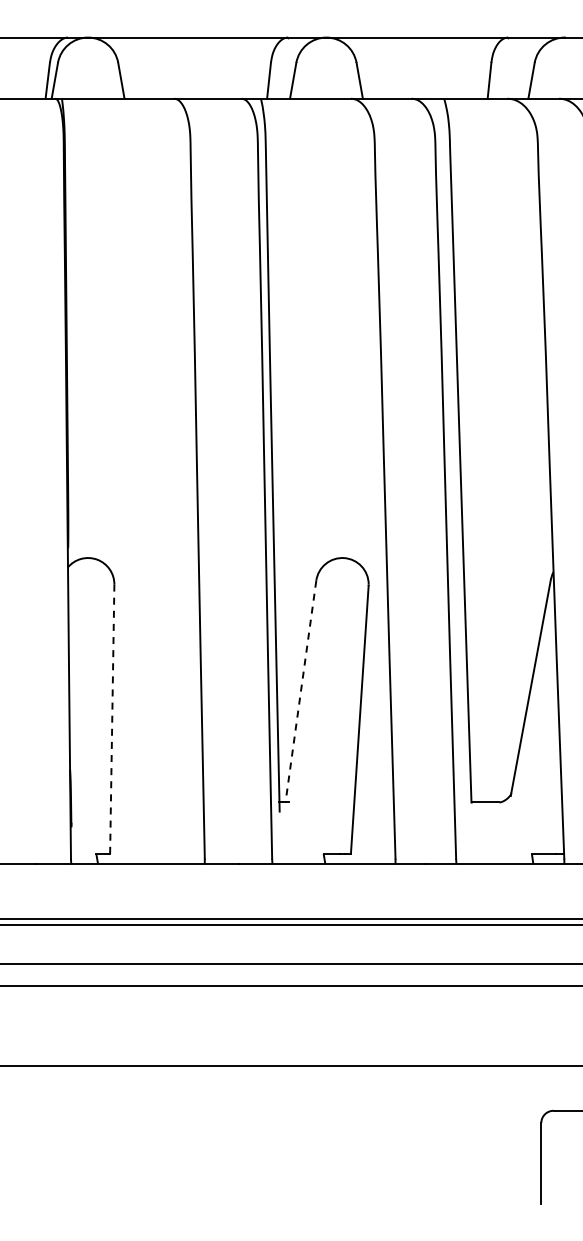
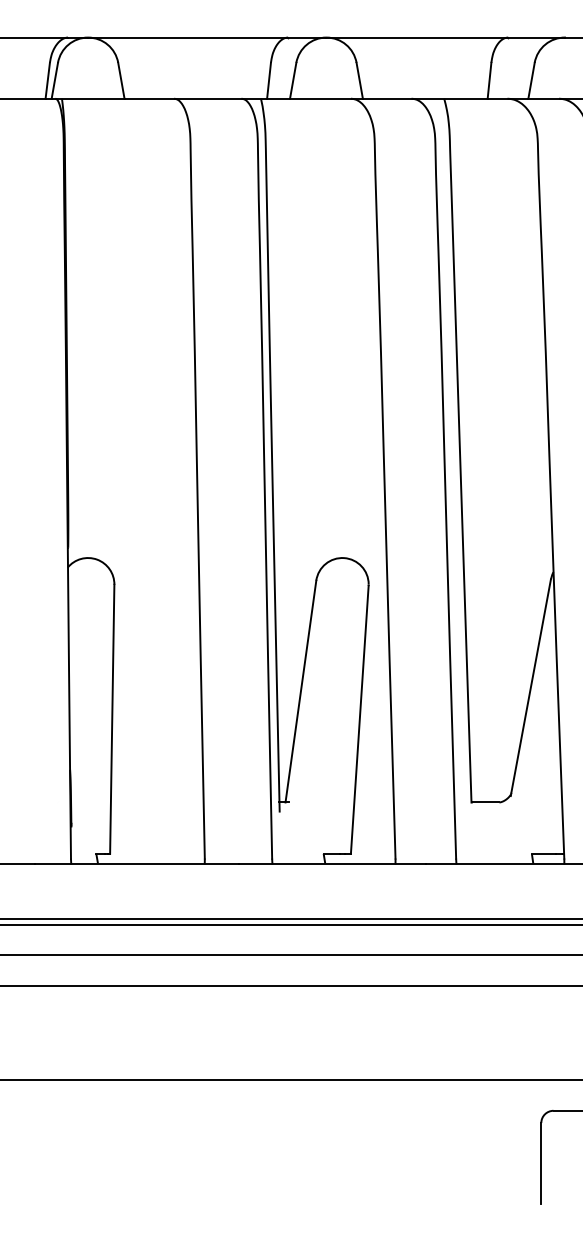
line: dashed -> solid (300, 691)
line: dashed -> solid (112, 719)
line position: (290, 964) -> (290, 955) (290, 955)
line position: (290, 1066) -> (290, 1080) (290, 1080)
